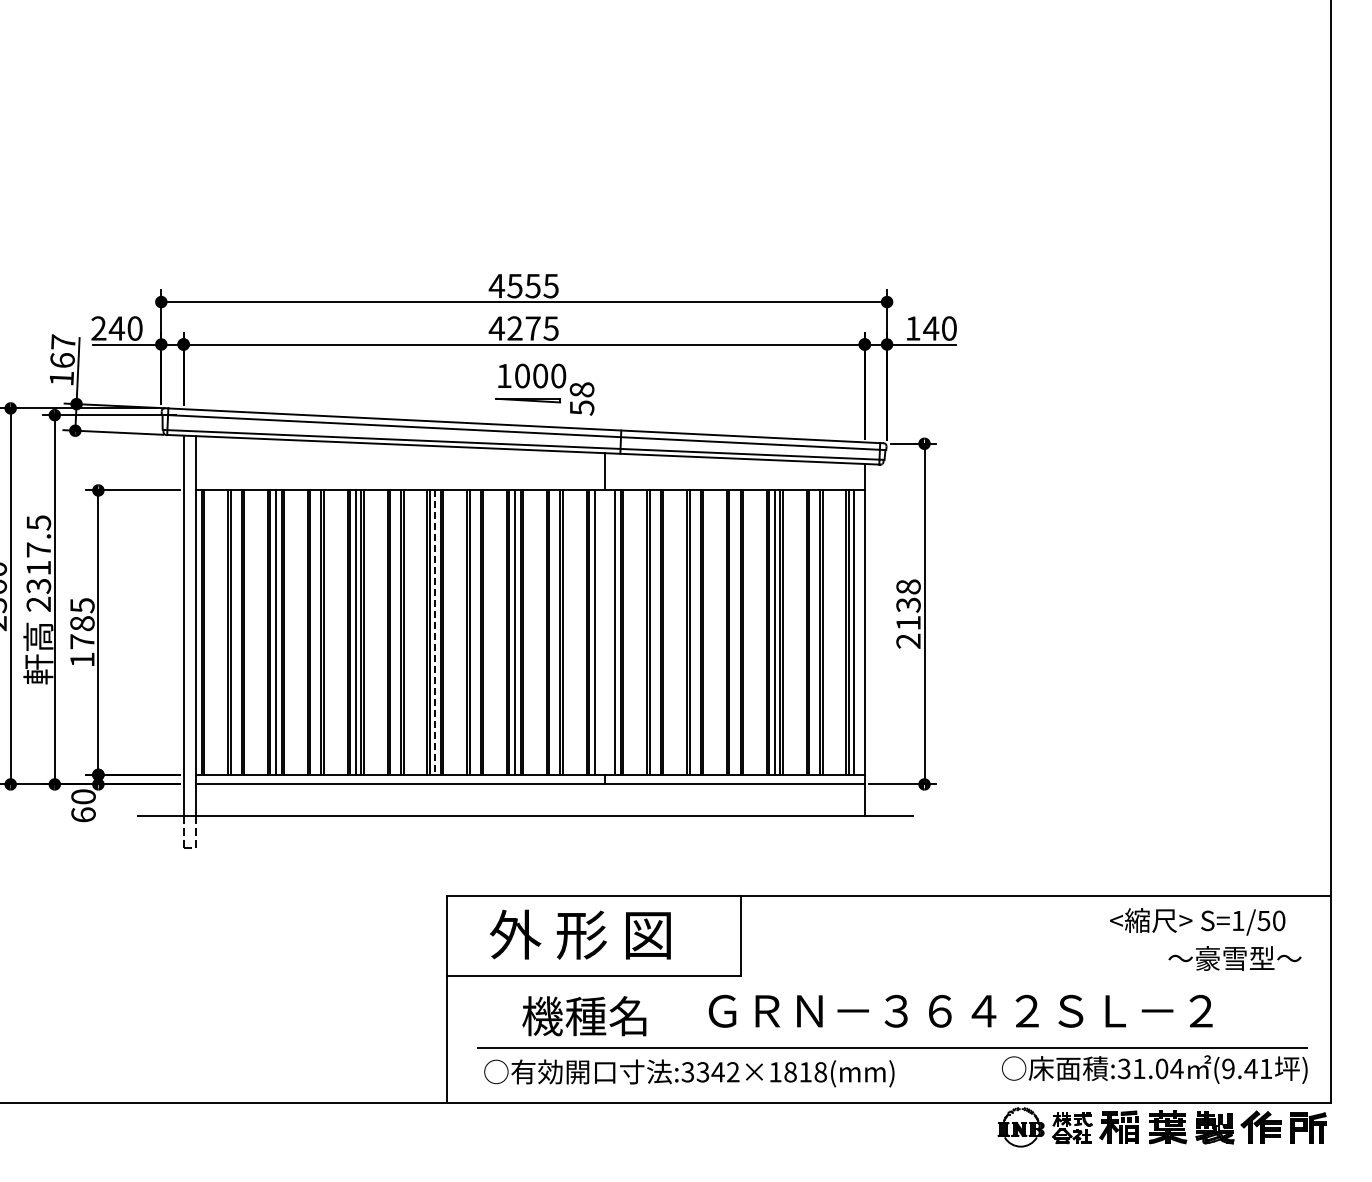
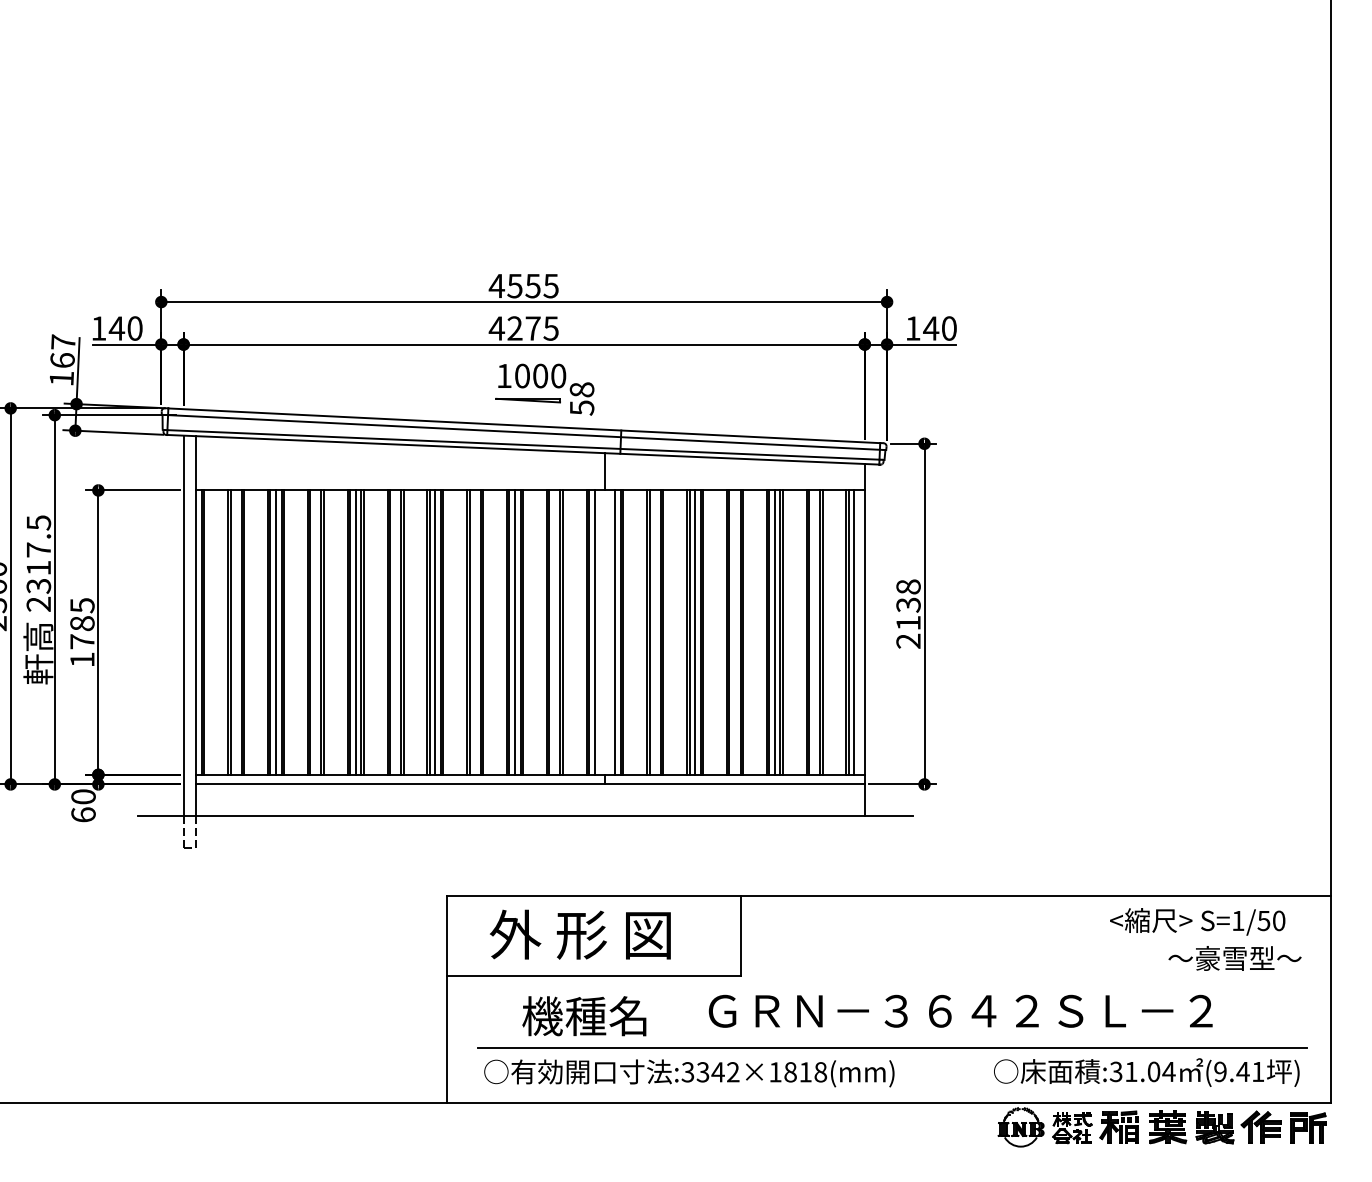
text: 240 -> 140 (98, 328)
line: none -> present (695, 632)
line: dashed -> solid (435, 633)
text position: (1154, 1069) -> (1146, 1072) (1146, 1072)
